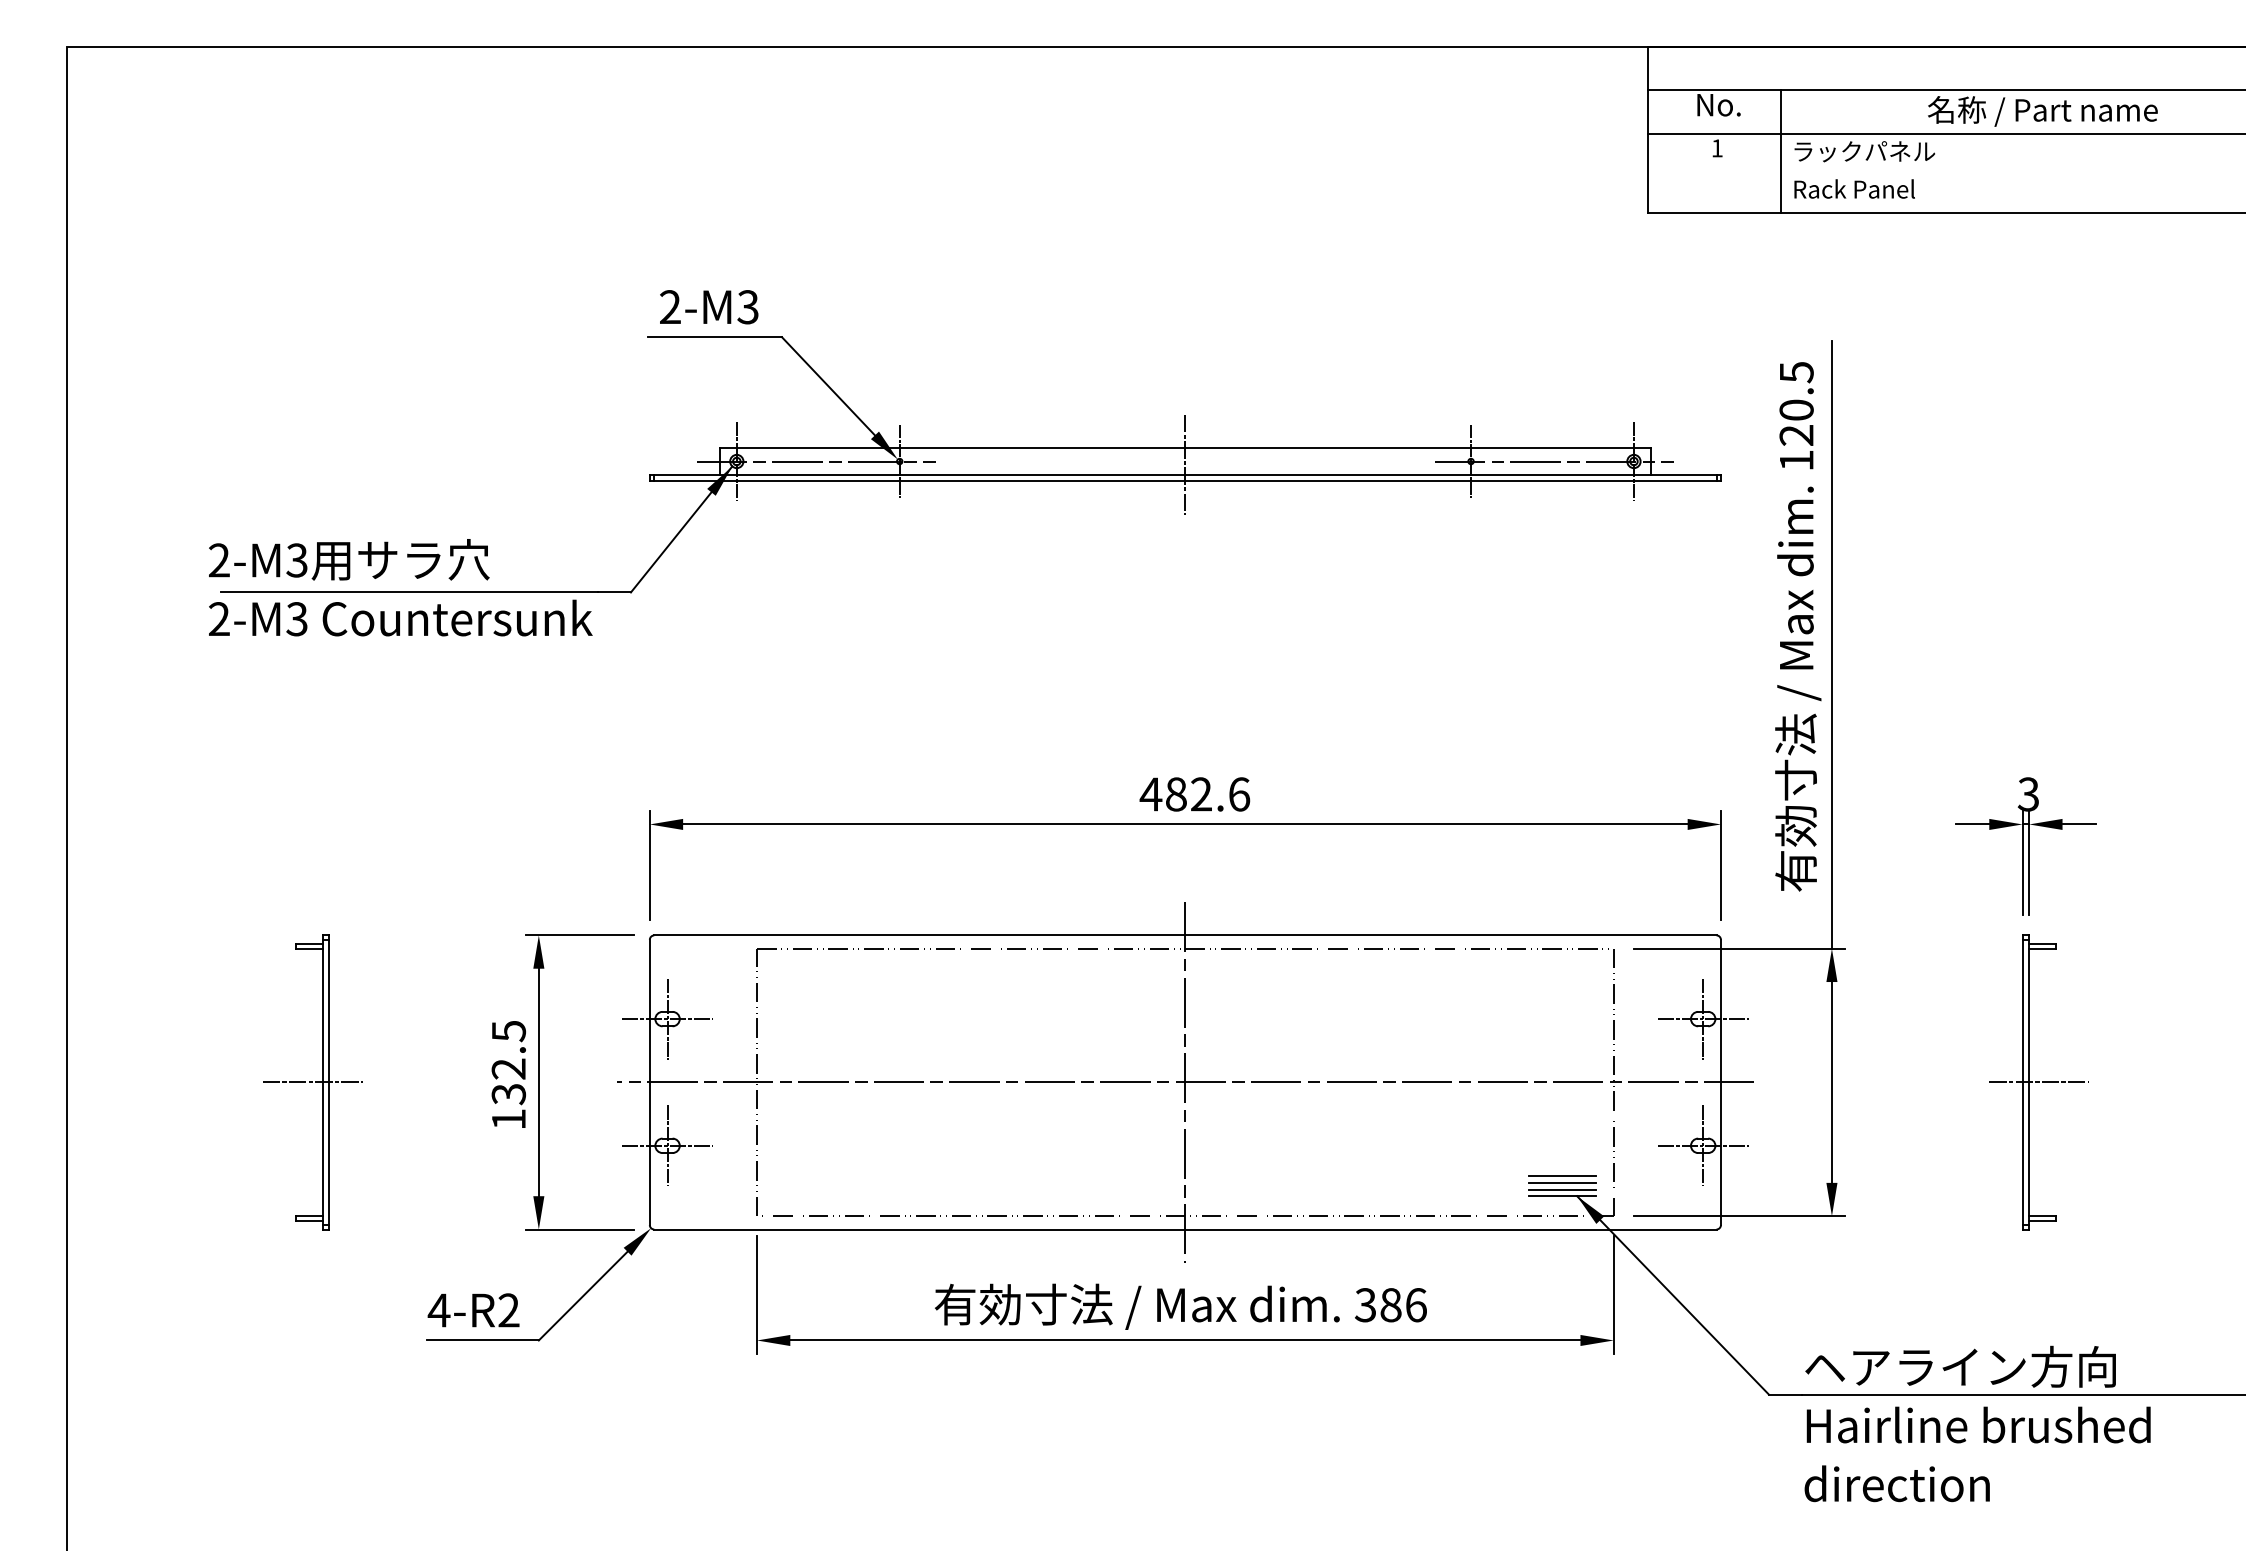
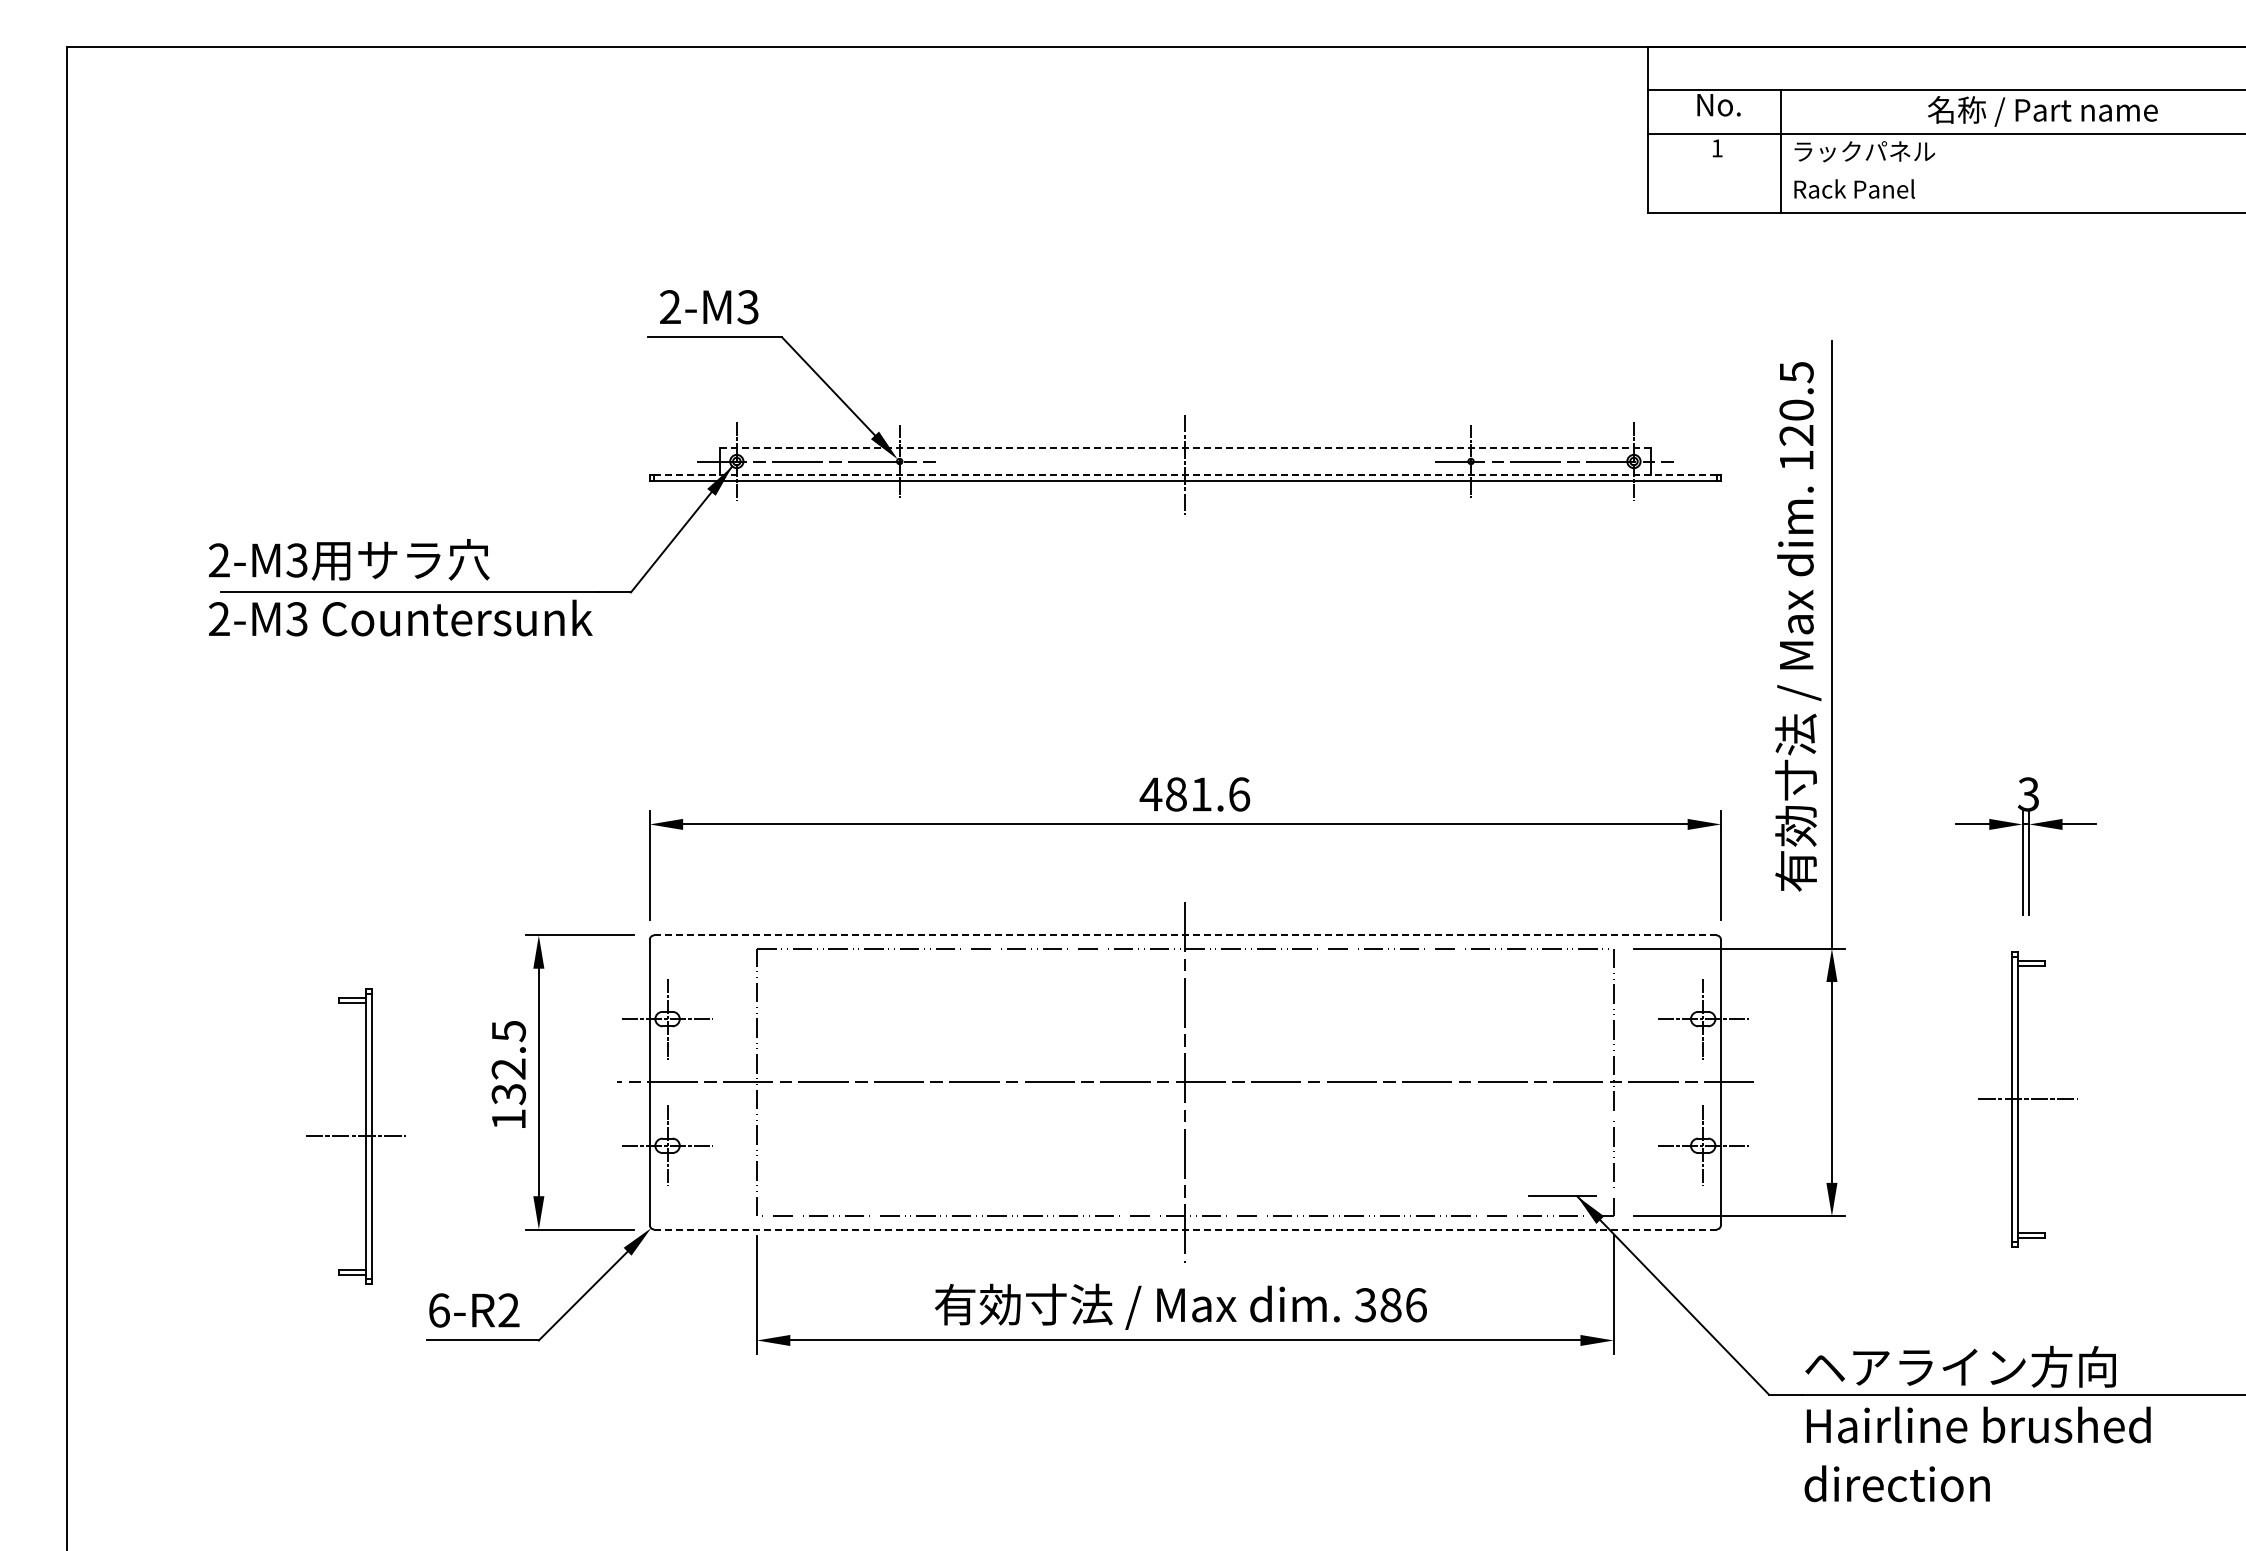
line: solid -> dashed (1185, 448)
line: solid -> dashed (1185, 474)
text: 482.6 -> 481.6 (1201, 794)
line: solid -> dashed (1185, 935)
part position: (312, 1082) -> (355, 1136) (355, 1136)
part position: (2038, 1082) -> (2027, 1099) (2027, 1099)
line: present -> none (1562, 1176)
line: present -> none (1562, 1182)
line: present -> none (1562, 1189)
line: solid -> dashed (1185, 1229)
text: 4-R2 -> 6-R2 (438, 1310)
